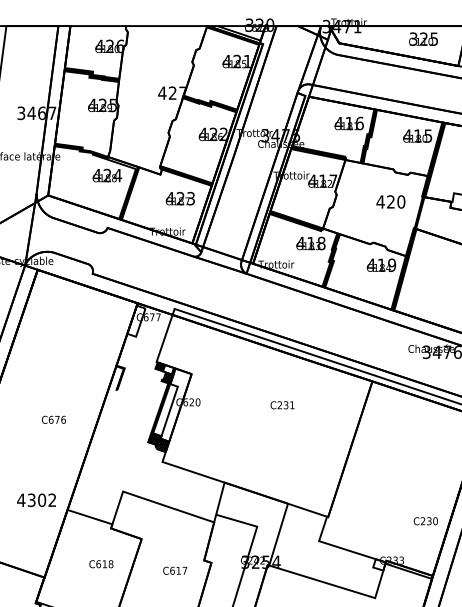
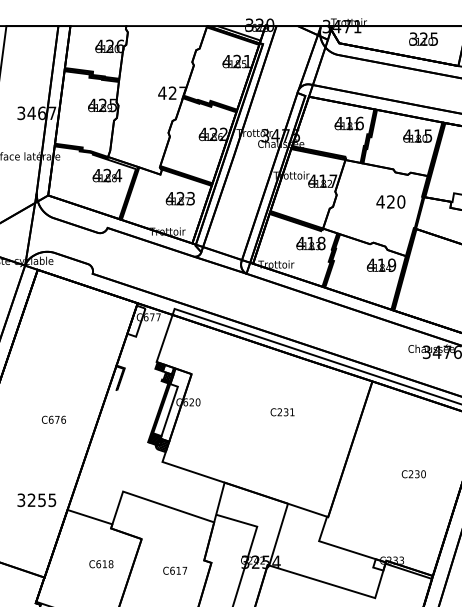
text position: (282, 405) -> (282, 412) (282, 412)
text: 4302 -> 3255 (36, 500)
text position: (425, 521) -> (413, 474) (413, 474)
